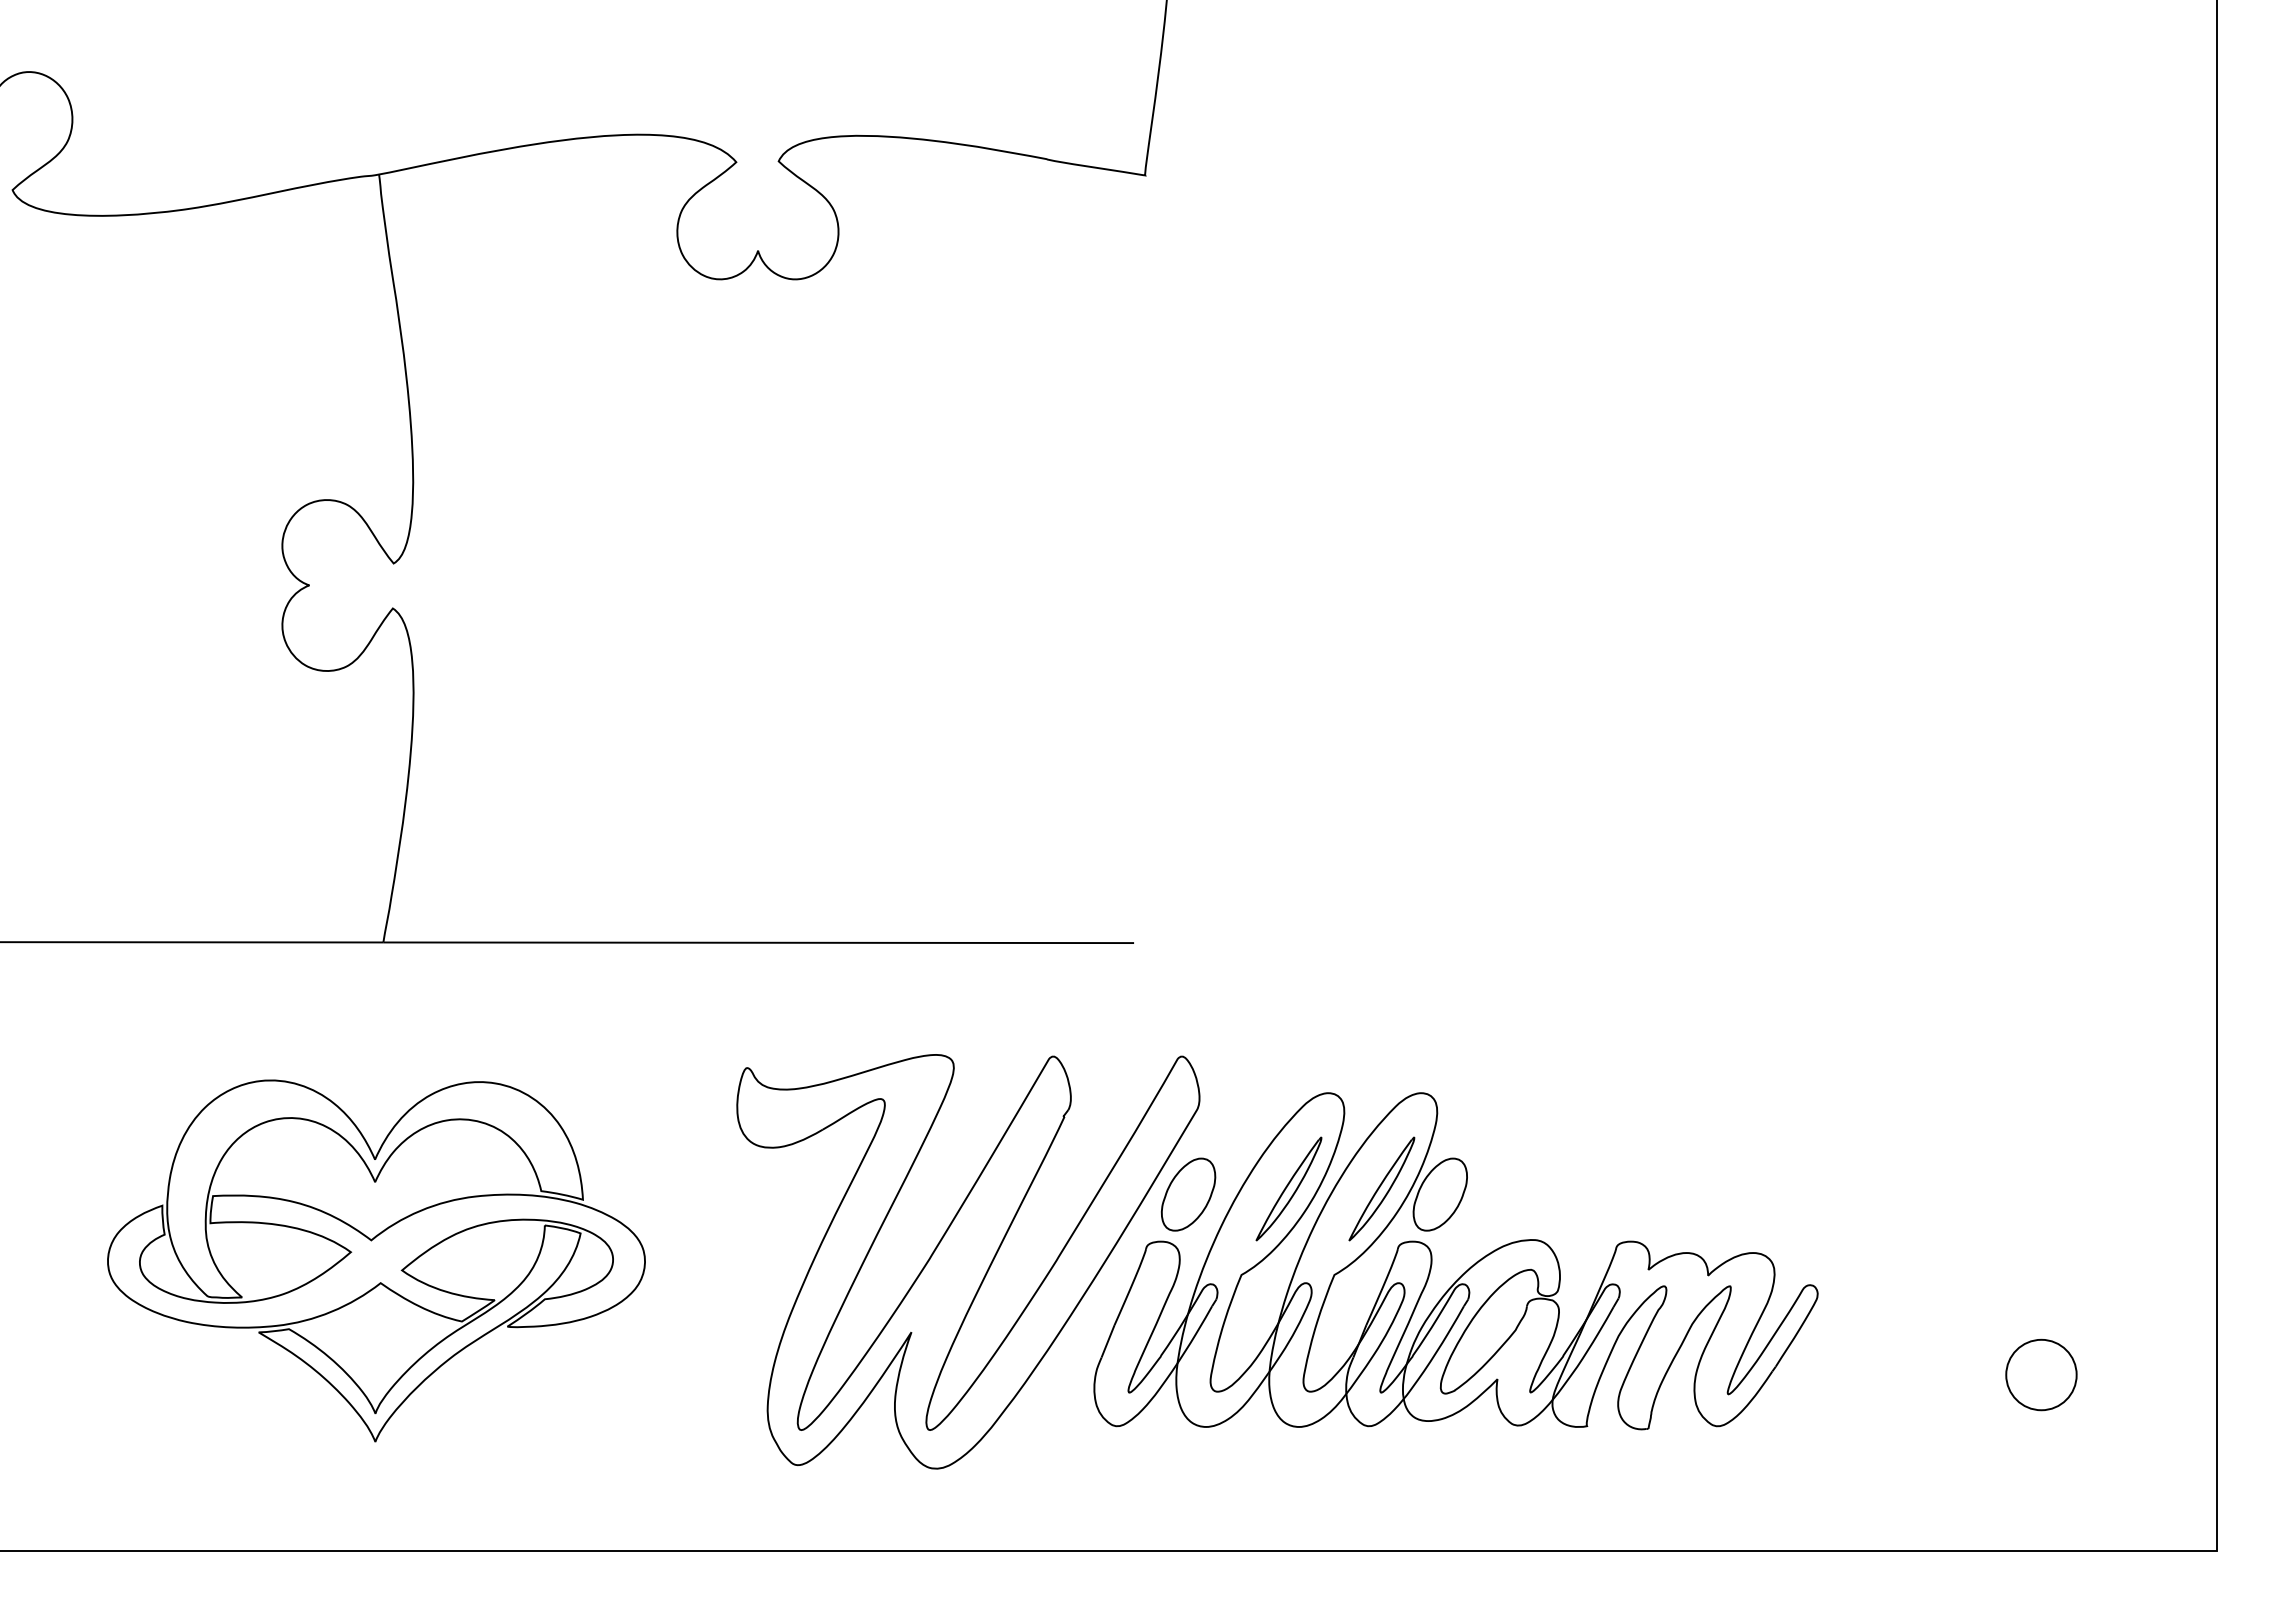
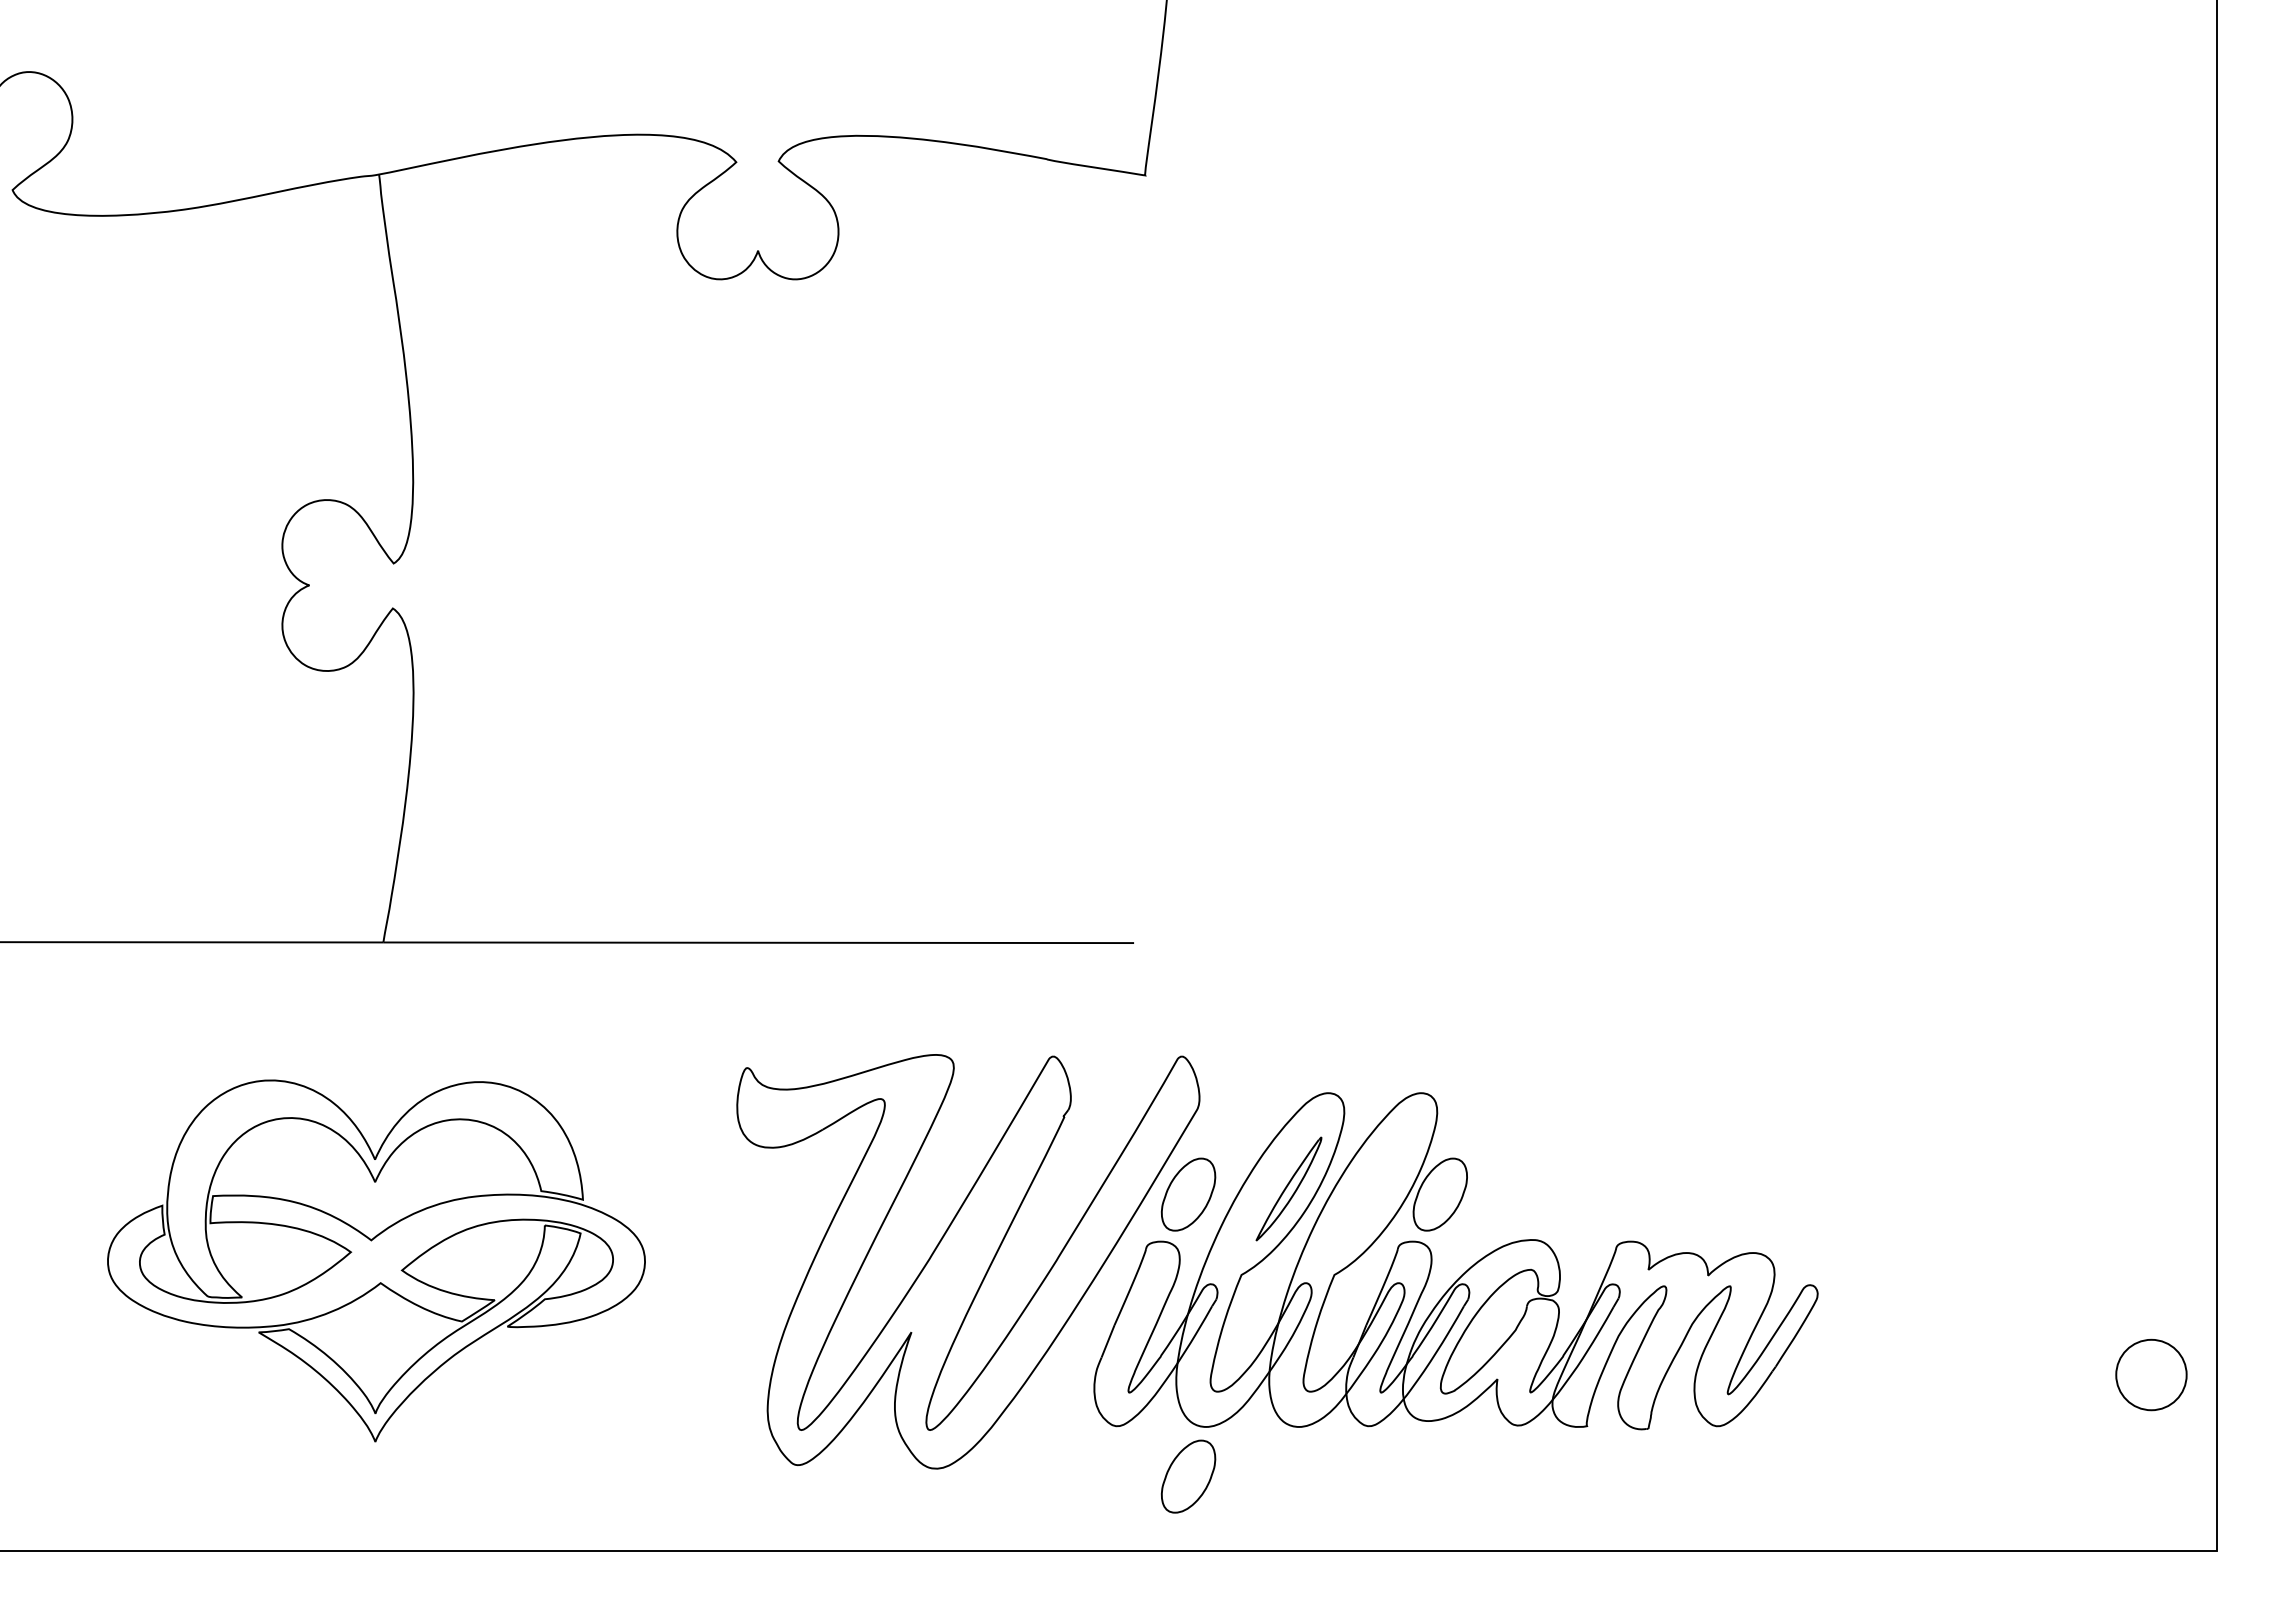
part: present -> none (1381, 1188)
part position: (2041, 1374) -> (2151, 1374) (2151, 1374)
part: none -> present (1188, 1476)
